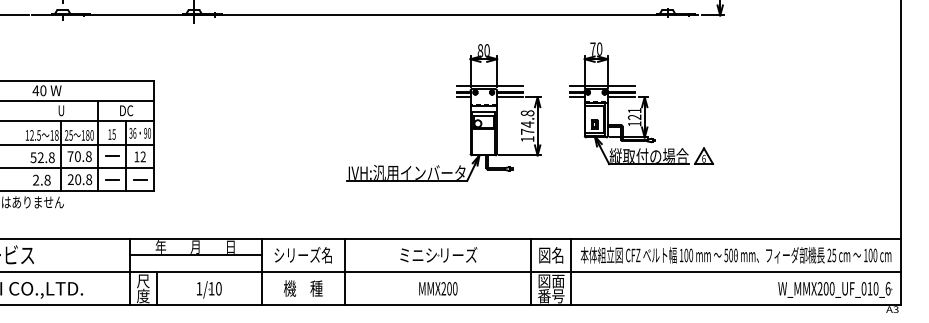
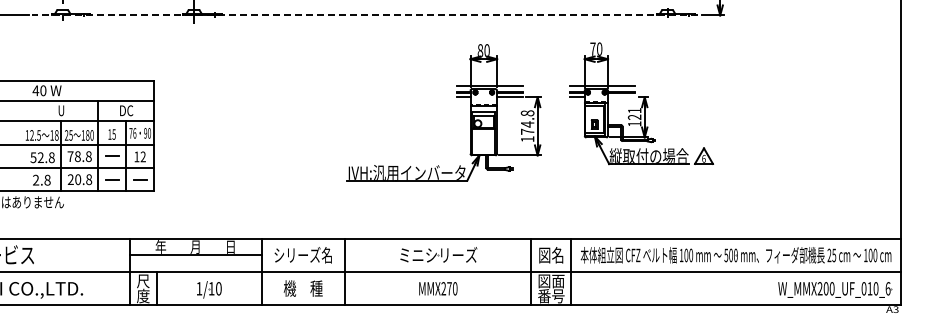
line: solid -> dashed (364, 15)
line: present -> none (621, 97)
text: 36 -> 76 (130, 133)
text: 70.8 -> 78.8 (77, 156)
text: MMX200 -> MMX270 (449, 288)
